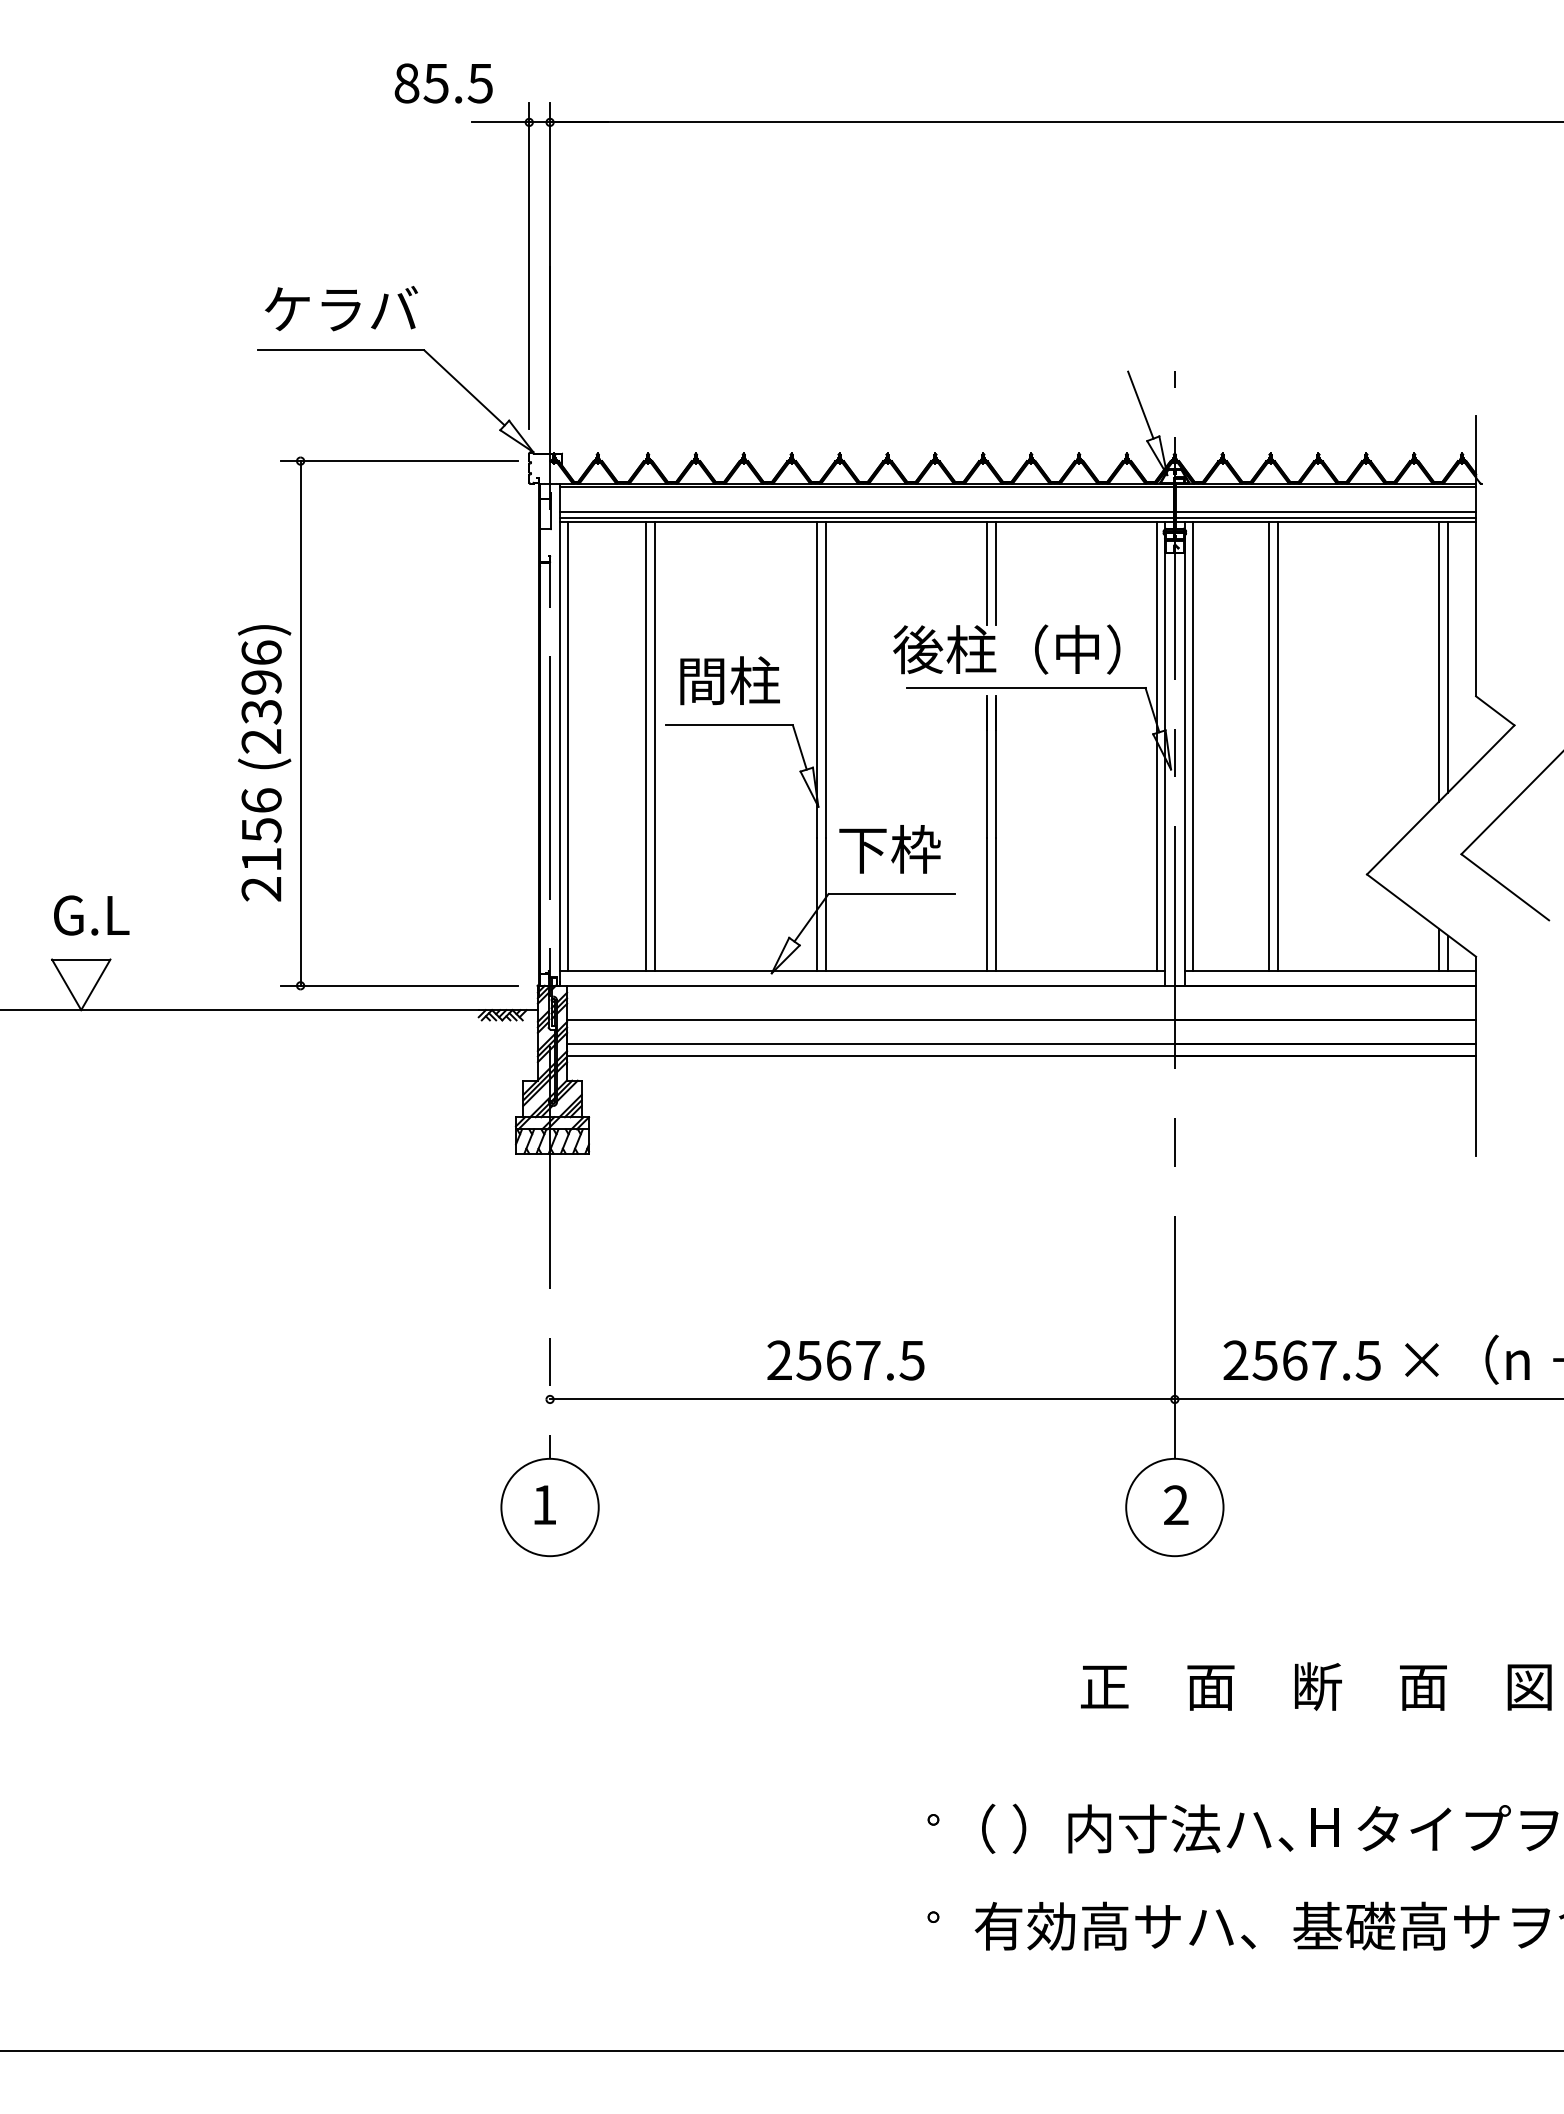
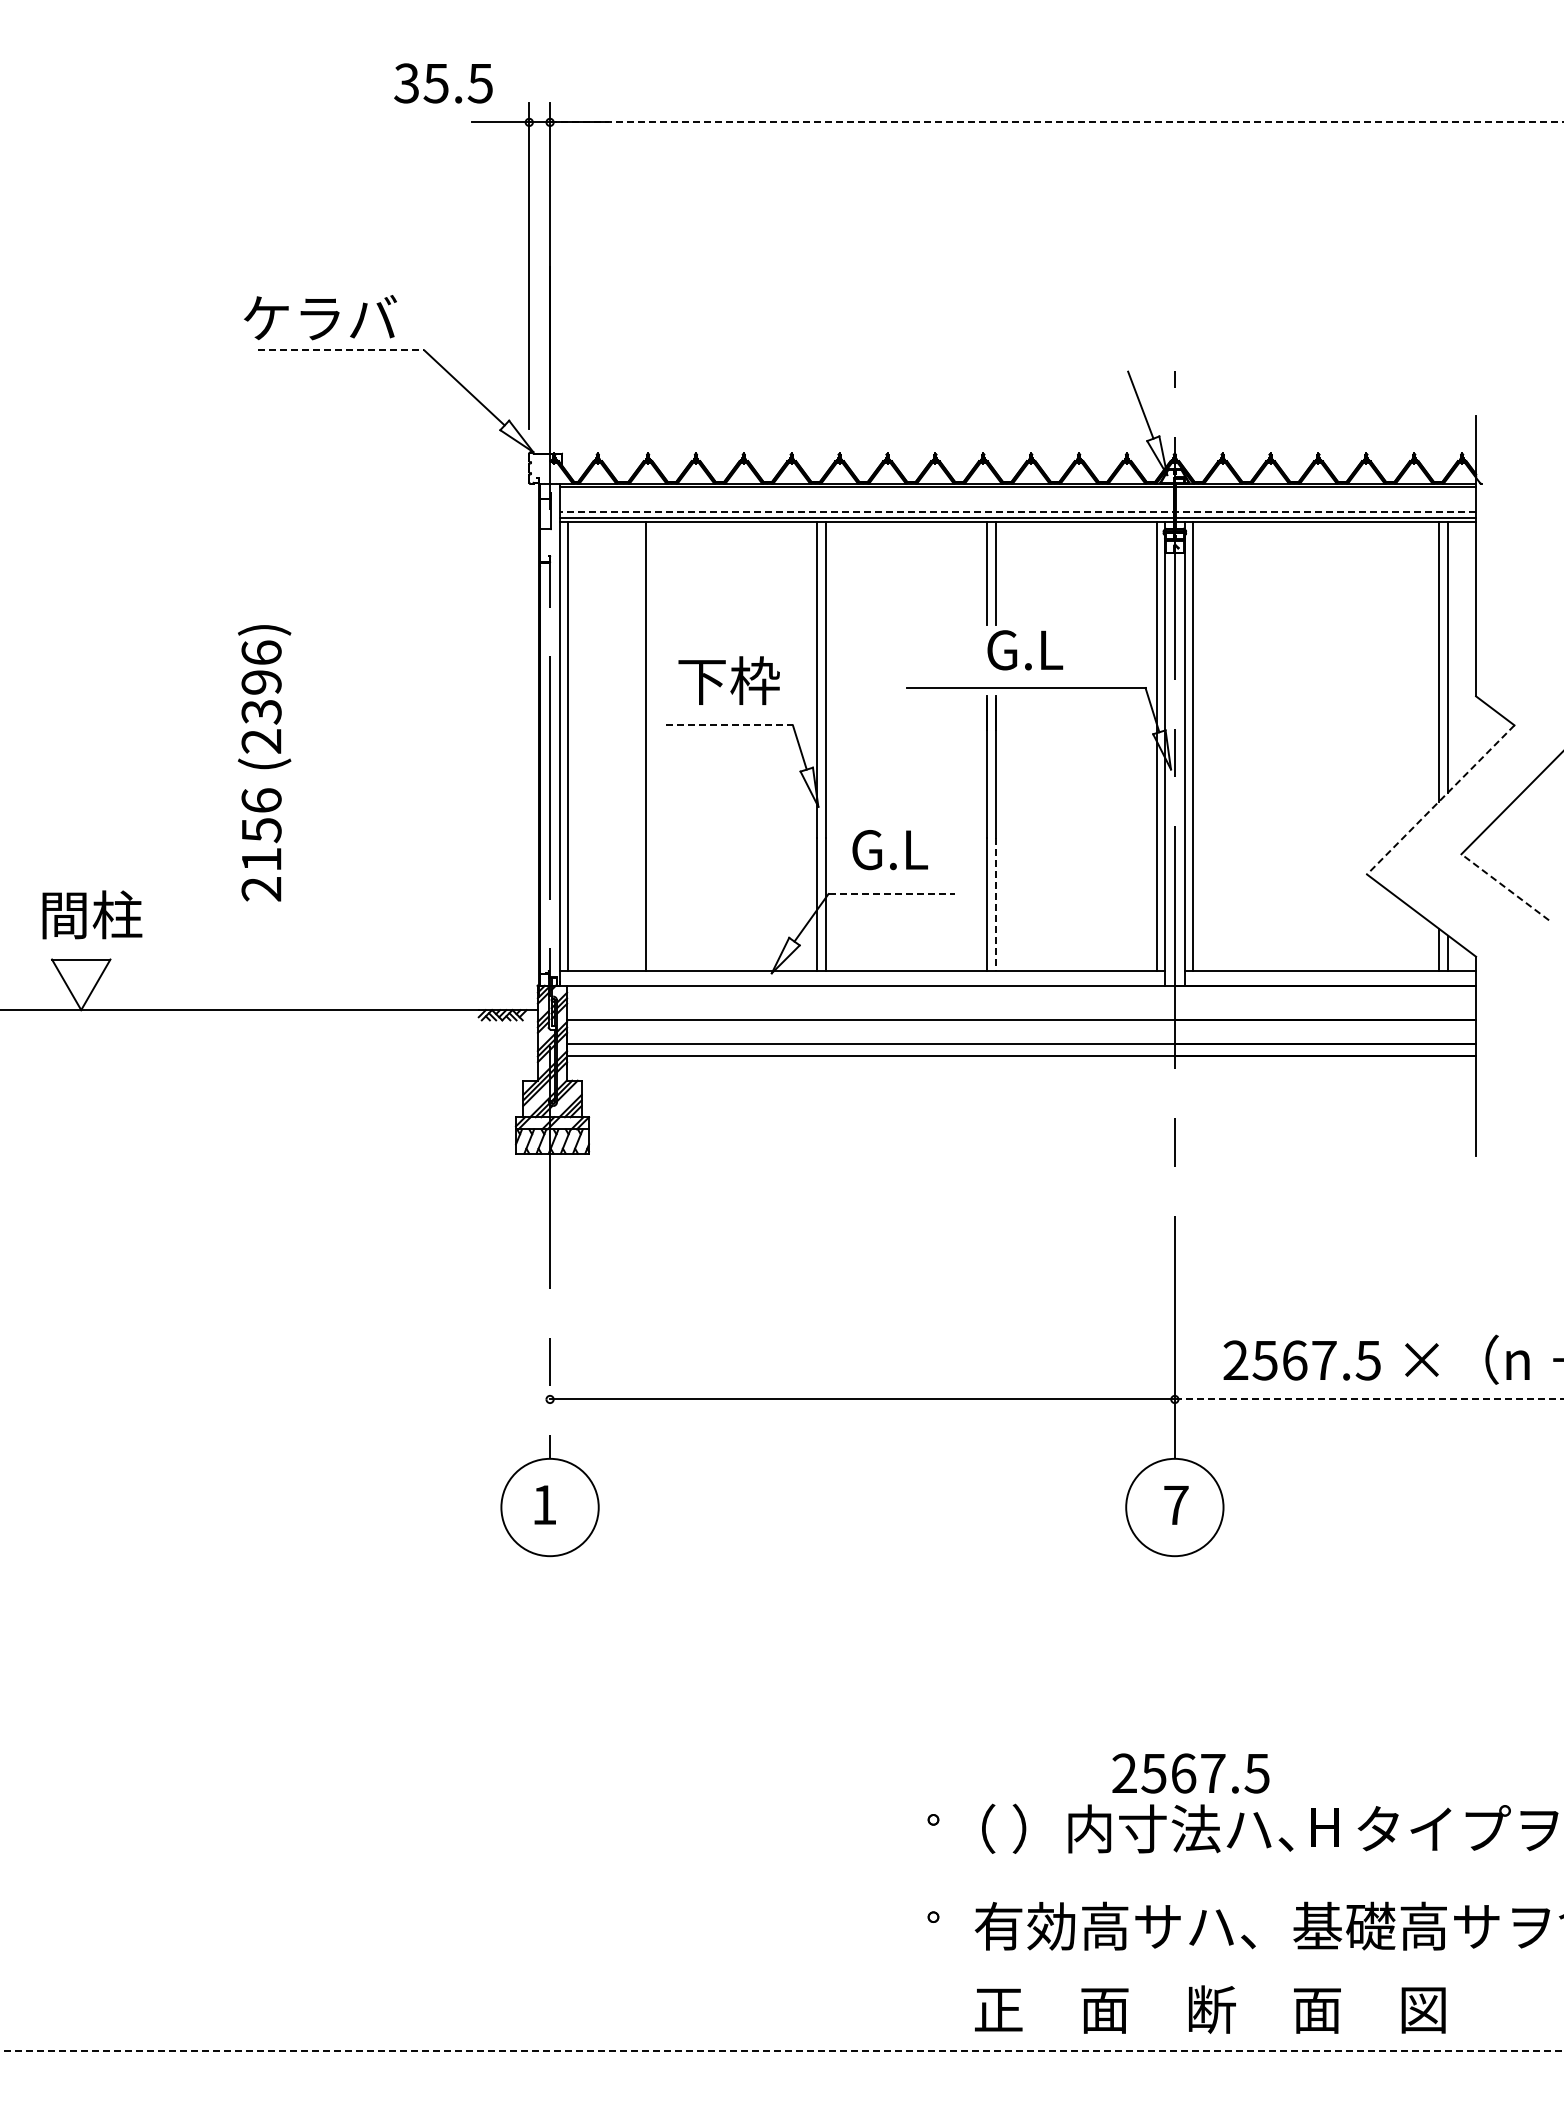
text: 85.5 -> 35.5 (406, 83)
line: solid -> dashed (1056, 122)
text position: (341, 308) -> (320, 317) (320, 317)
line: solid -> dashed (341, 350)
line: solid -> dashed (1018, 511)
text: 後柱（中） -> G.L (1006, 649)
text: 間柱 -> 下枠 (728, 680)
part: present -> none (301, 723)
line: solid -> dashed (730, 725)
line: present -> none (655, 746)
line: present -> none (1268, 746)
line: present -> none (1277, 746)
line: solid -> dashed (1440, 799)
text: 下枠 -> G.L (889, 849)
line: solid -> dashed (1505, 887)
line: solid -> dashed (892, 894)
line: solid -> dashed (995, 905)
text: G.L -> 間柱 (92, 914)
text position: (845, 1360) -> (1190, 1773) (1190, 1773)
line: solid -> dashed (1369, 1399)
text: 2 -> 7 (1176, 1504)
text position: (1316, 1686) -> (1210, 2009) (1210, 2009)
line: solid -> dashed (781, 2050)
